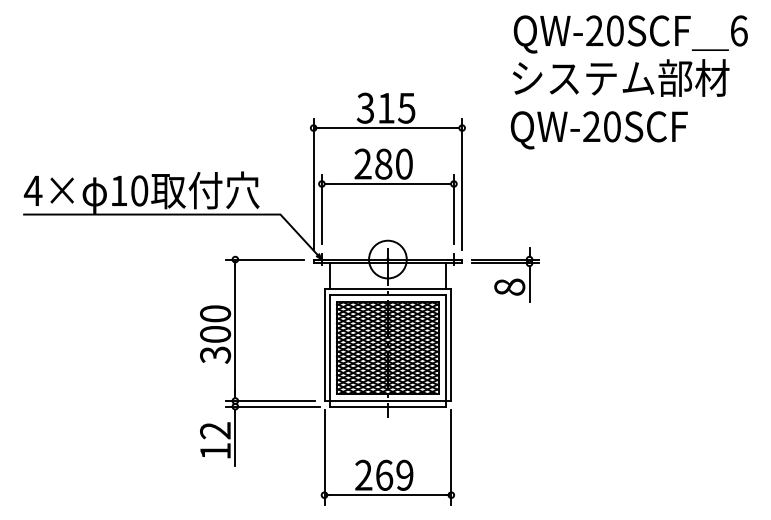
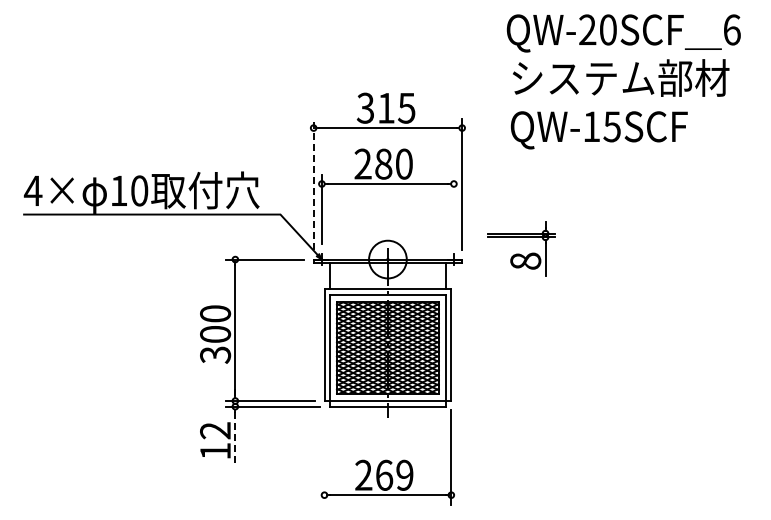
text position: (630, 34) -> (623, 33) (623, 33)
text: QW-20SCF -> QW-15SCF (601, 126)
line: solid -> dashed (313, 184)
line: present -> none (453, 209)
part position: (505, 274) -> (521, 248) (521, 248)
line: solid -> dashed (235, 439)
line: present -> none (324, 457)
